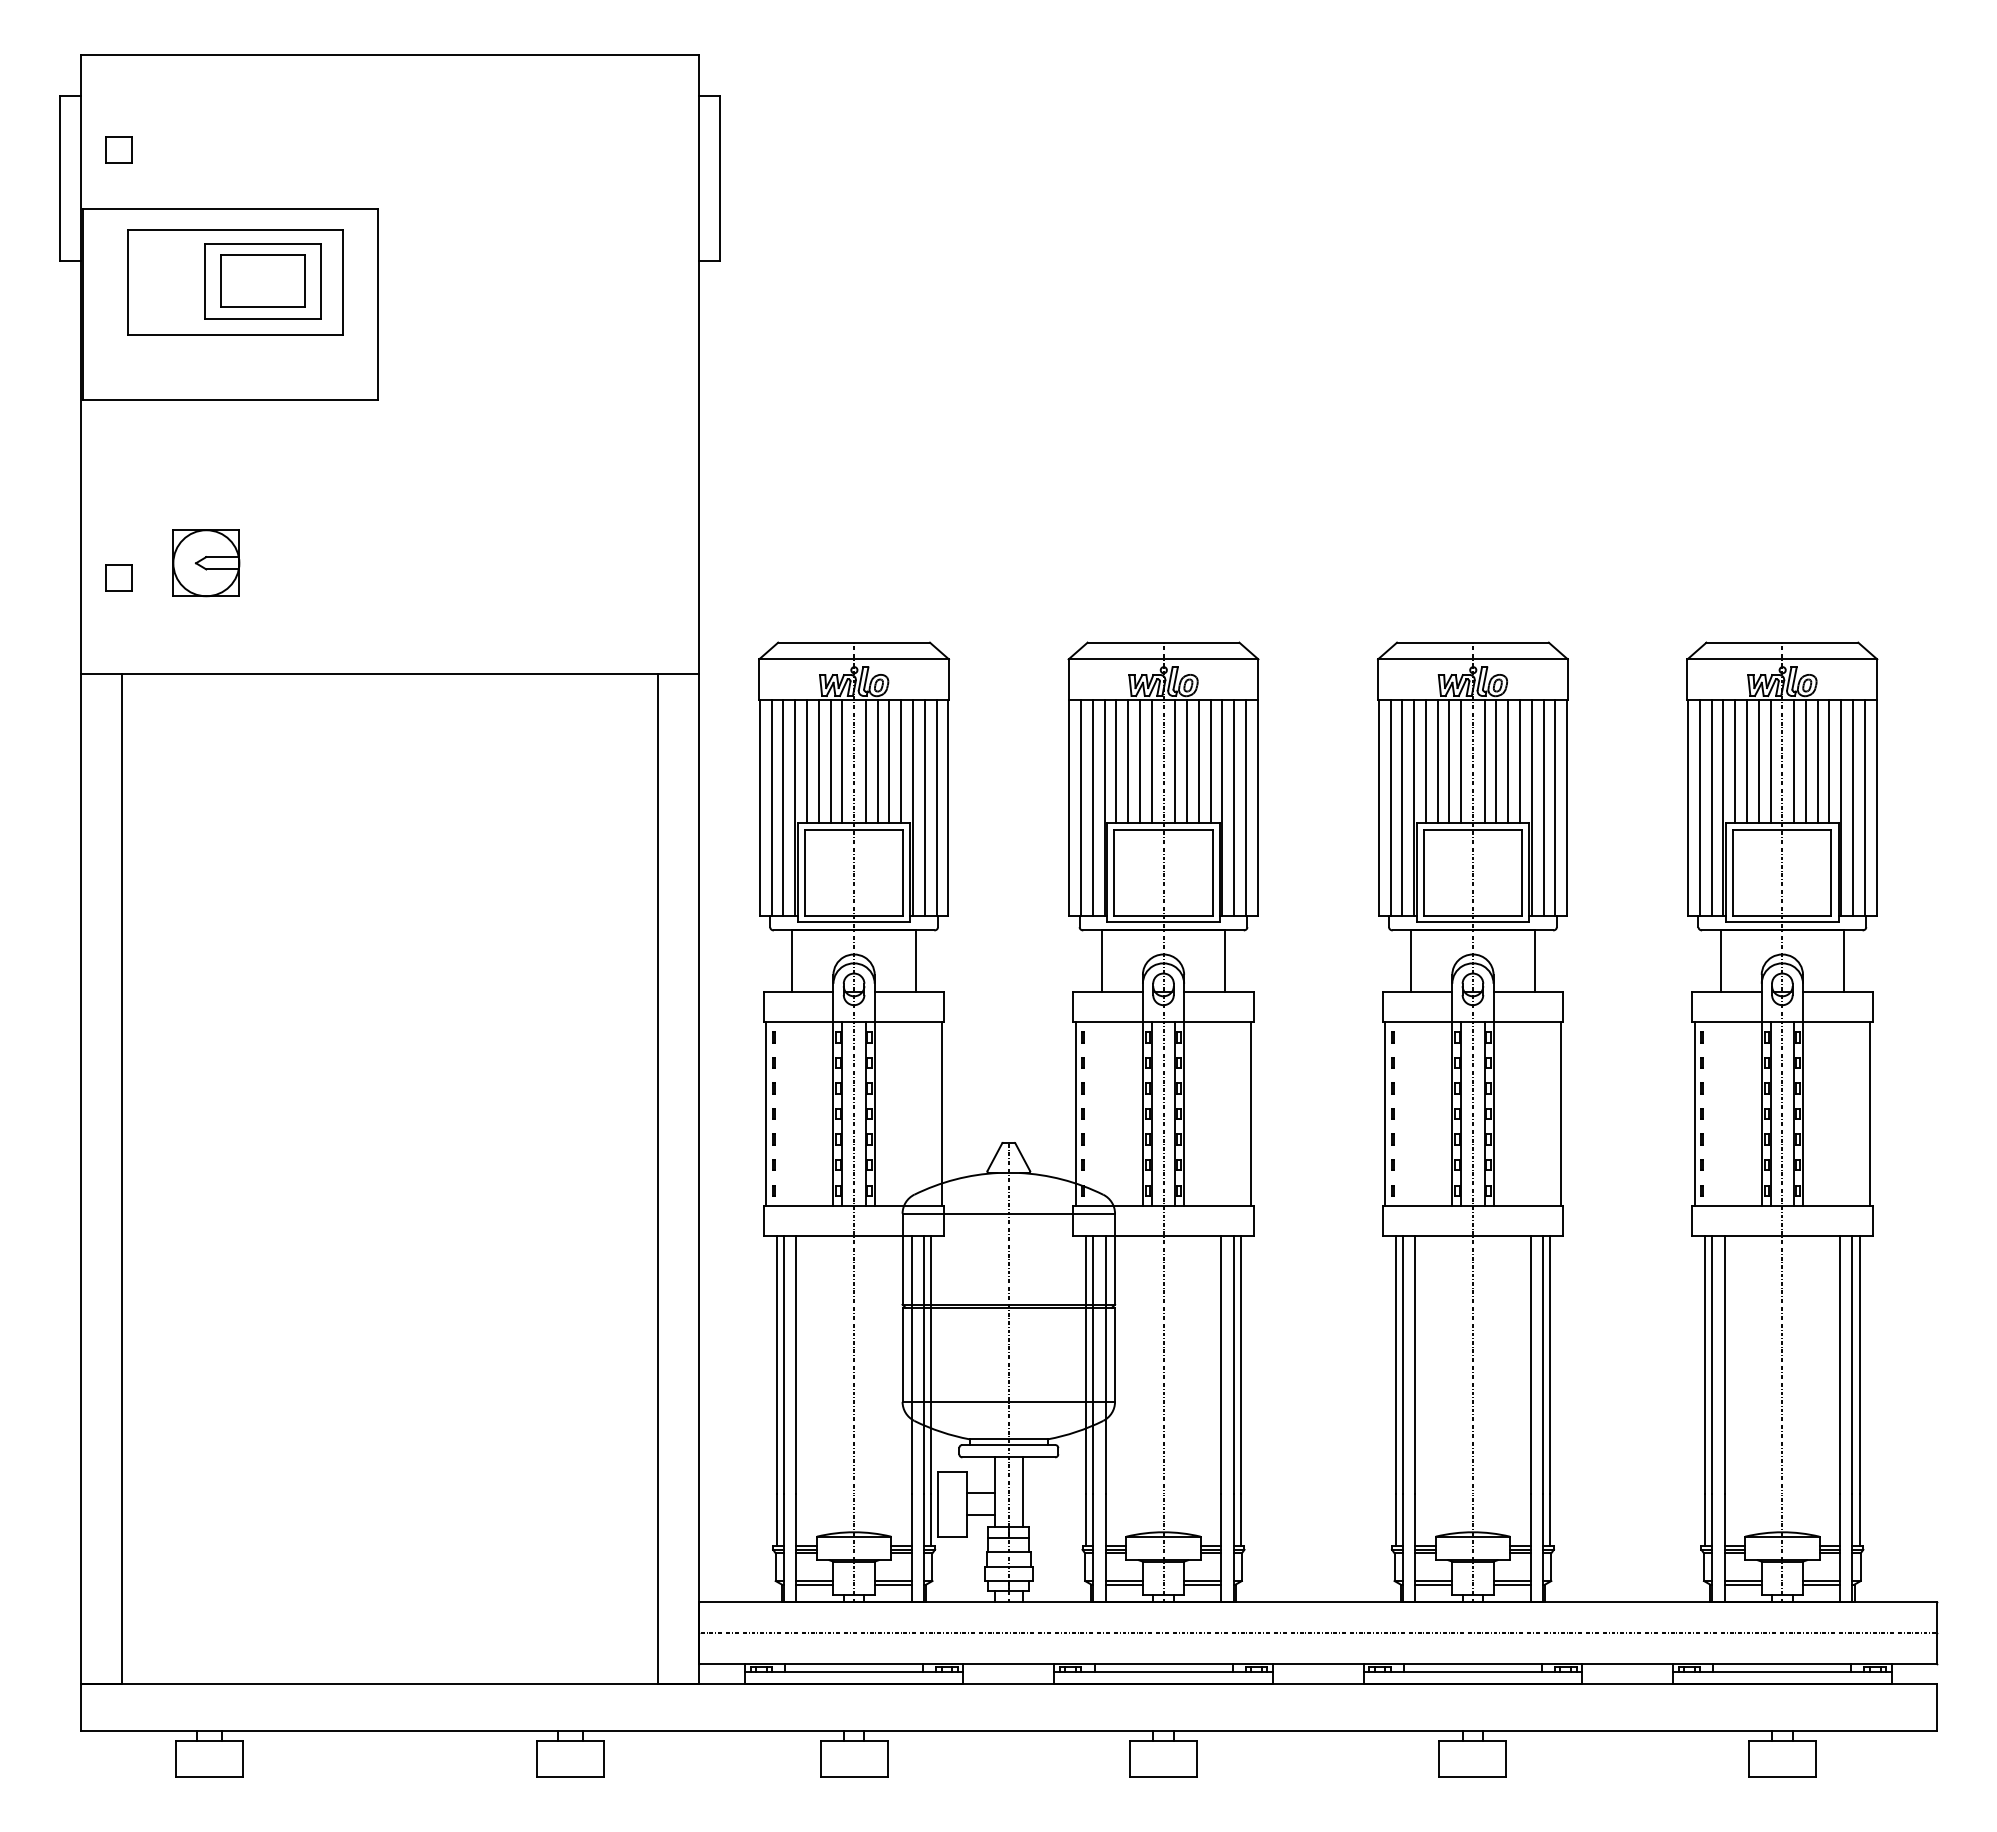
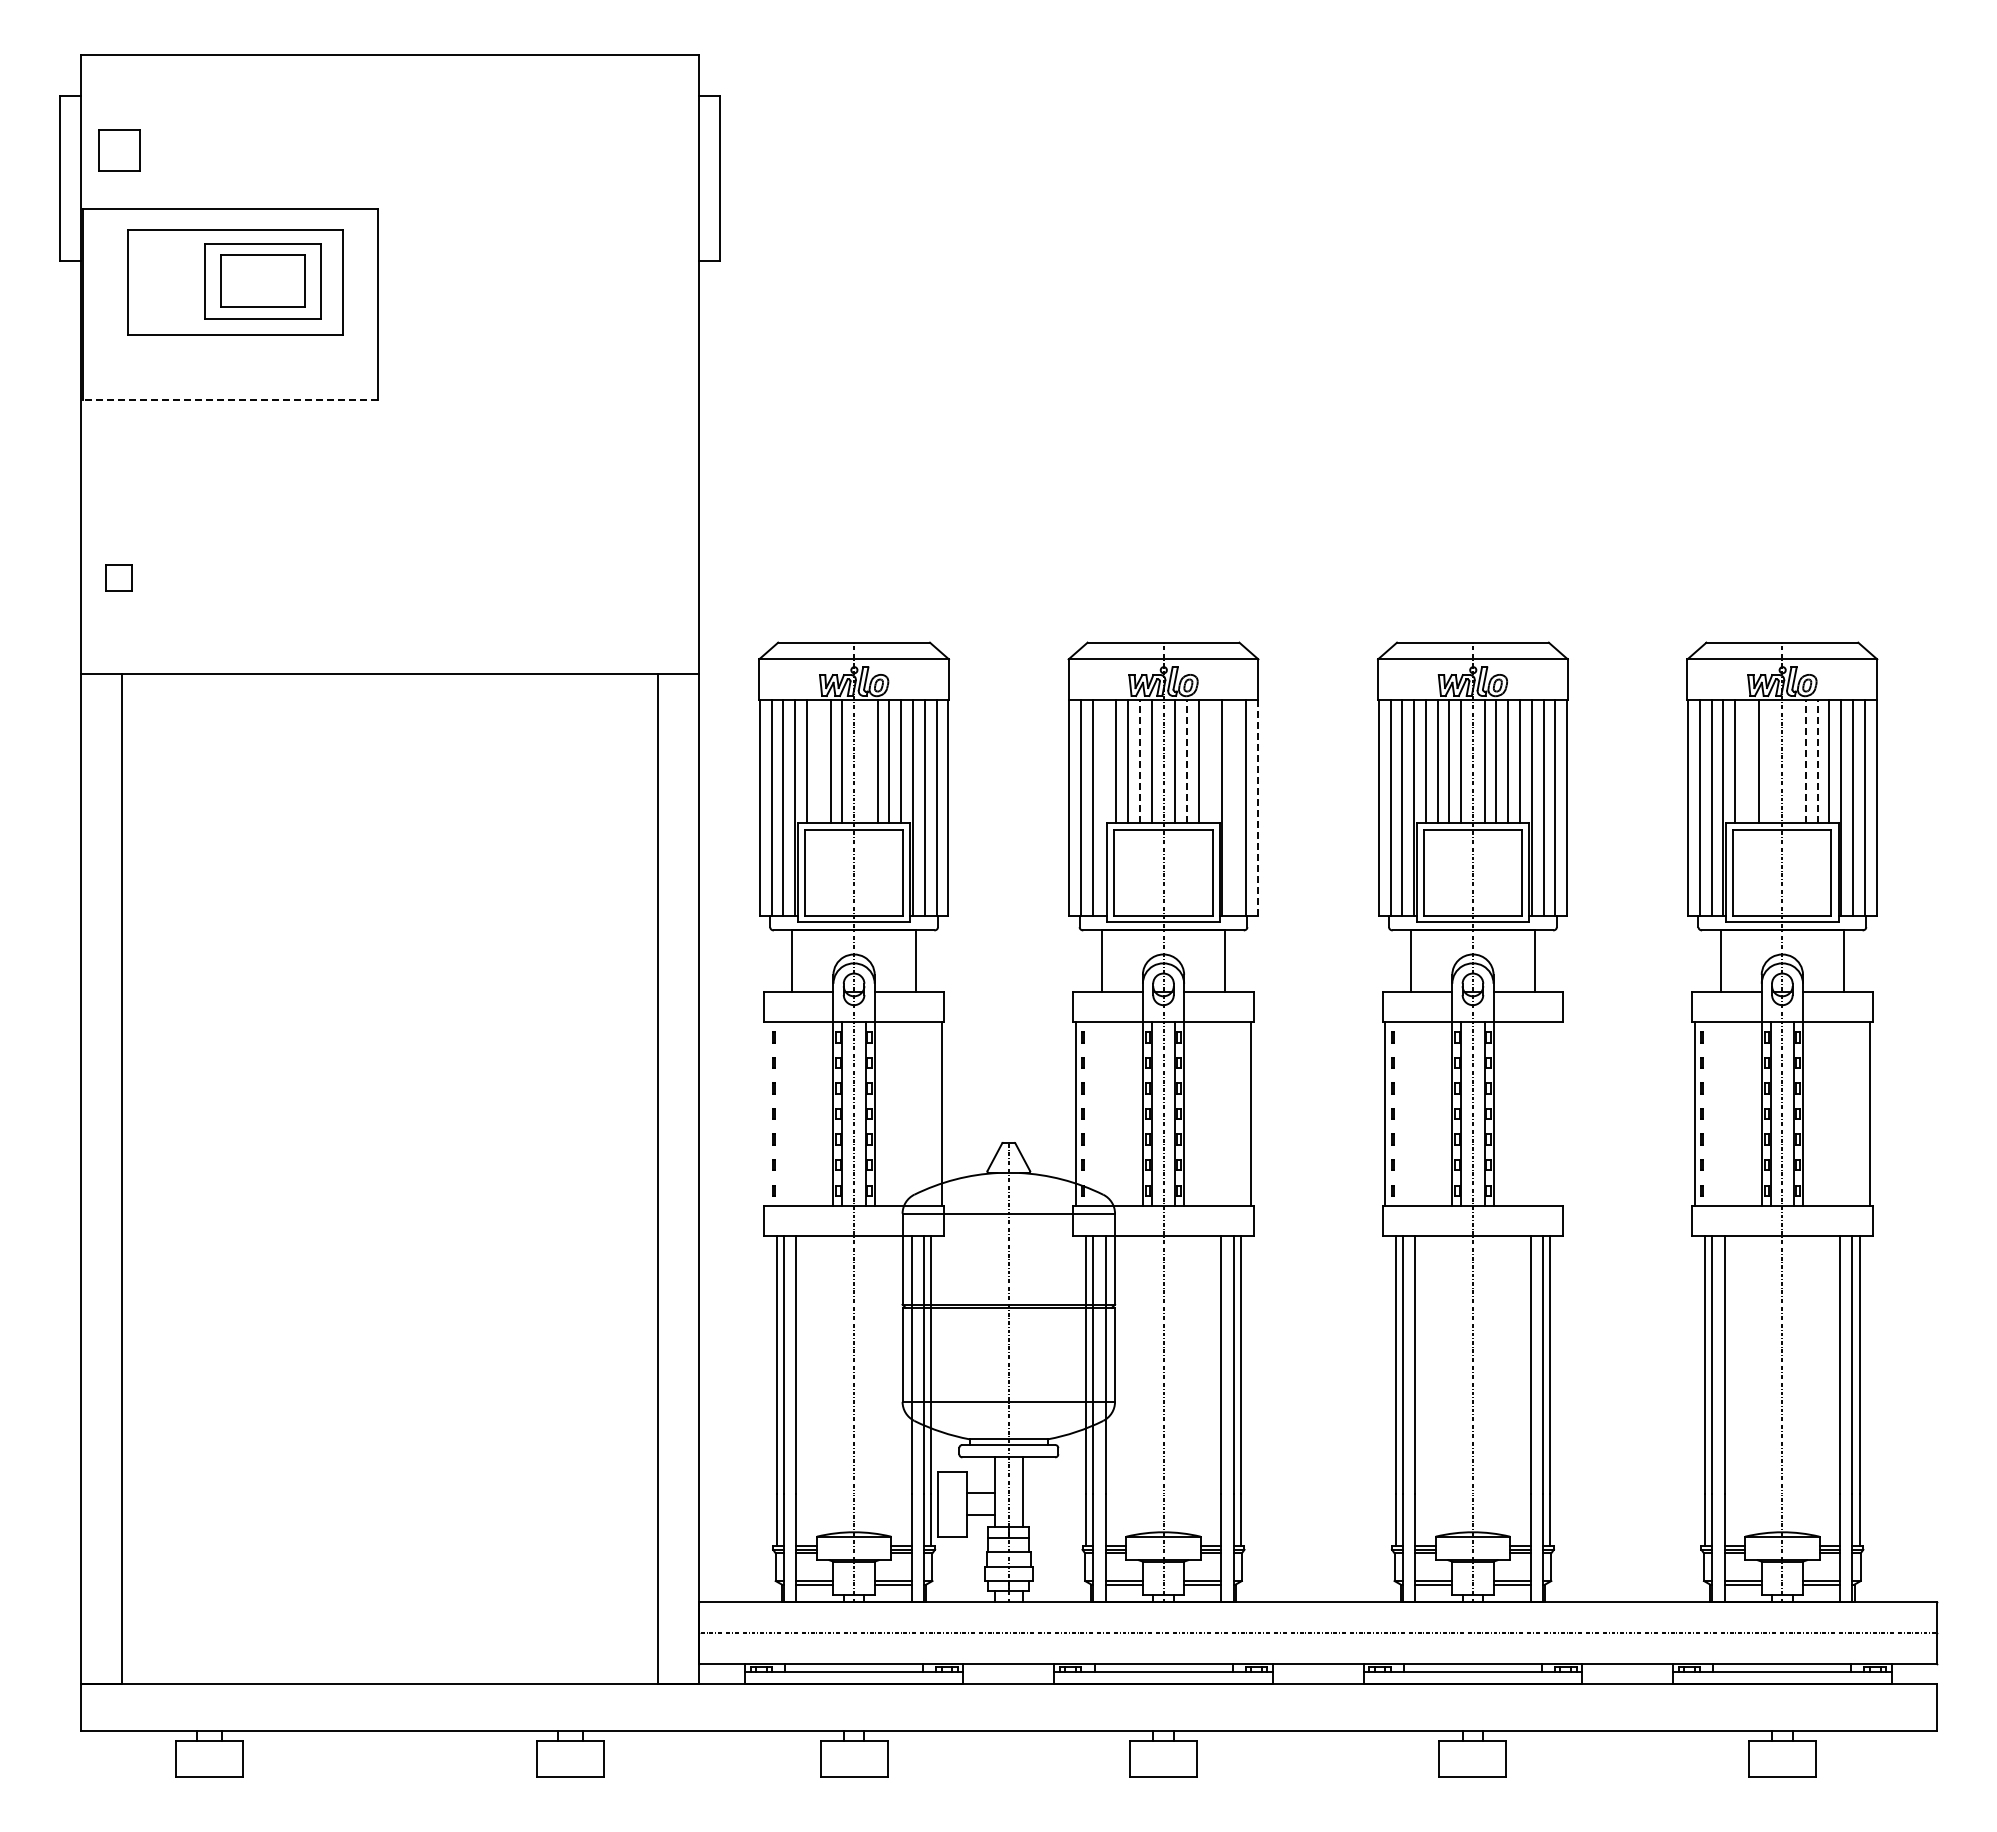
part size: 28x28 px -> 43x43 px (119, 150)
line: solid -> dashed (229, 400)
part: present -> none (206, 563)
line: present -> none (818, 761)
line: present -> none (865, 761)
line: solid -> dashed (1140, 761)
line: solid -> dashed (1187, 761)
line: present -> none (1210, 761)
line: present -> none (1747, 761)
line: present -> none (1770, 761)
line: present -> none (1794, 761)
line: solid -> dashed (1805, 761)
line: solid -> dashed (1817, 761)
line: present -> none (1104, 808)
line: present -> none (1234, 808)
line: solid -> dashed (1257, 808)
line: present -> none (766, 1113)
line: present -> none (1560, 1113)
